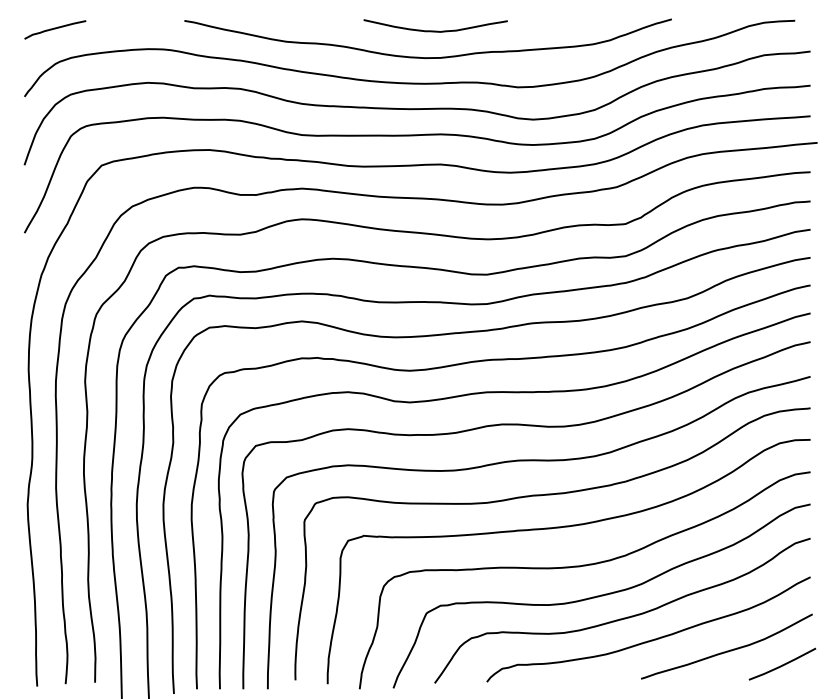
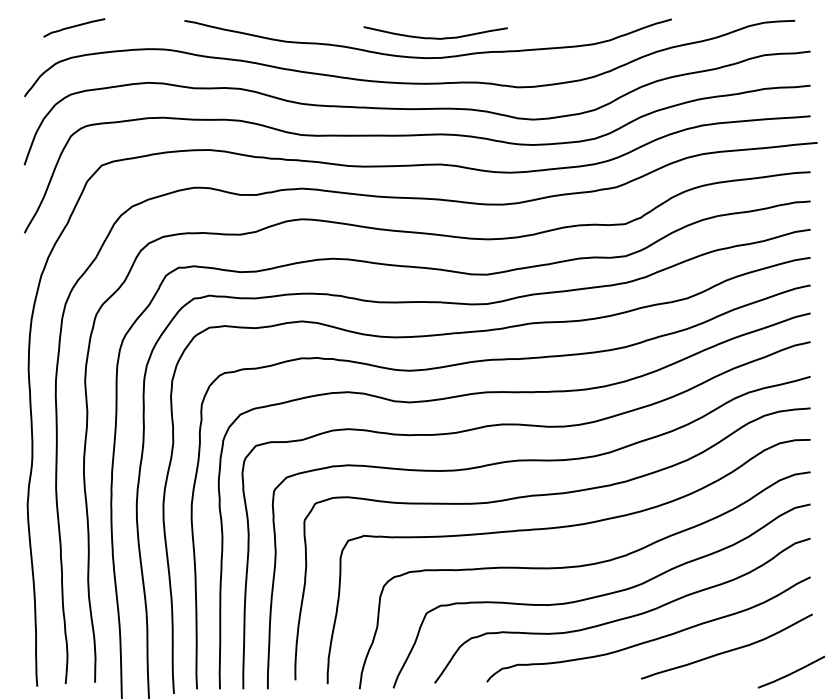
curve position: (55, 29) -> (74, 27) (74, 27)
curve position: (435, 30) -> (435, 37) (435, 37)
line position: (782, 664) -> (791, 672) (791, 672)
